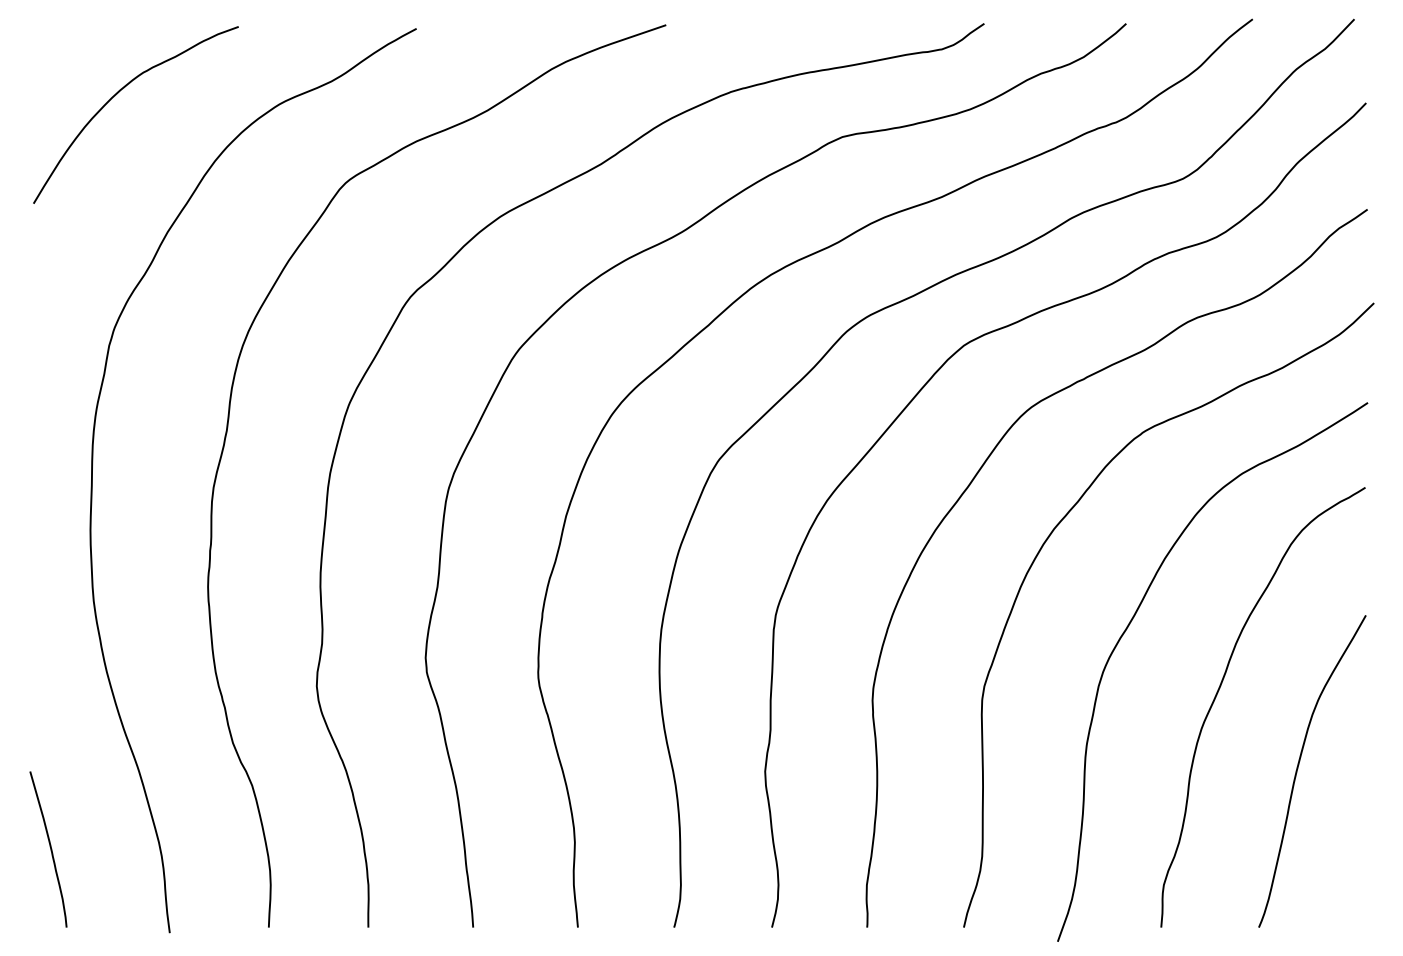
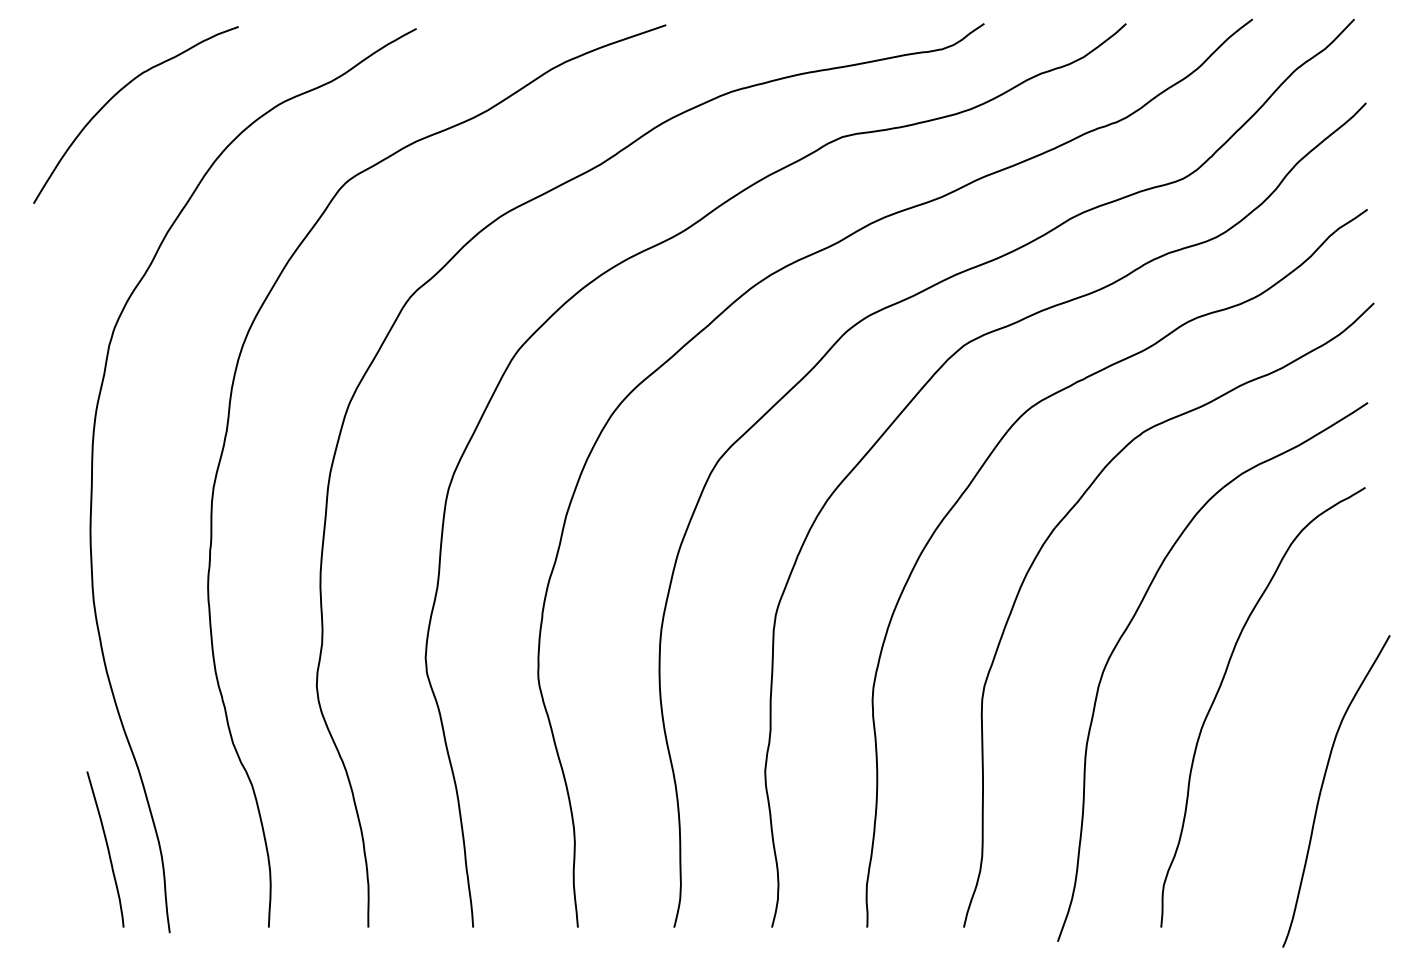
curve position: (1299, 765) -> (1323, 785) (1323, 785)
curve position: (50, 849) -> (107, 849) (107, 849)
